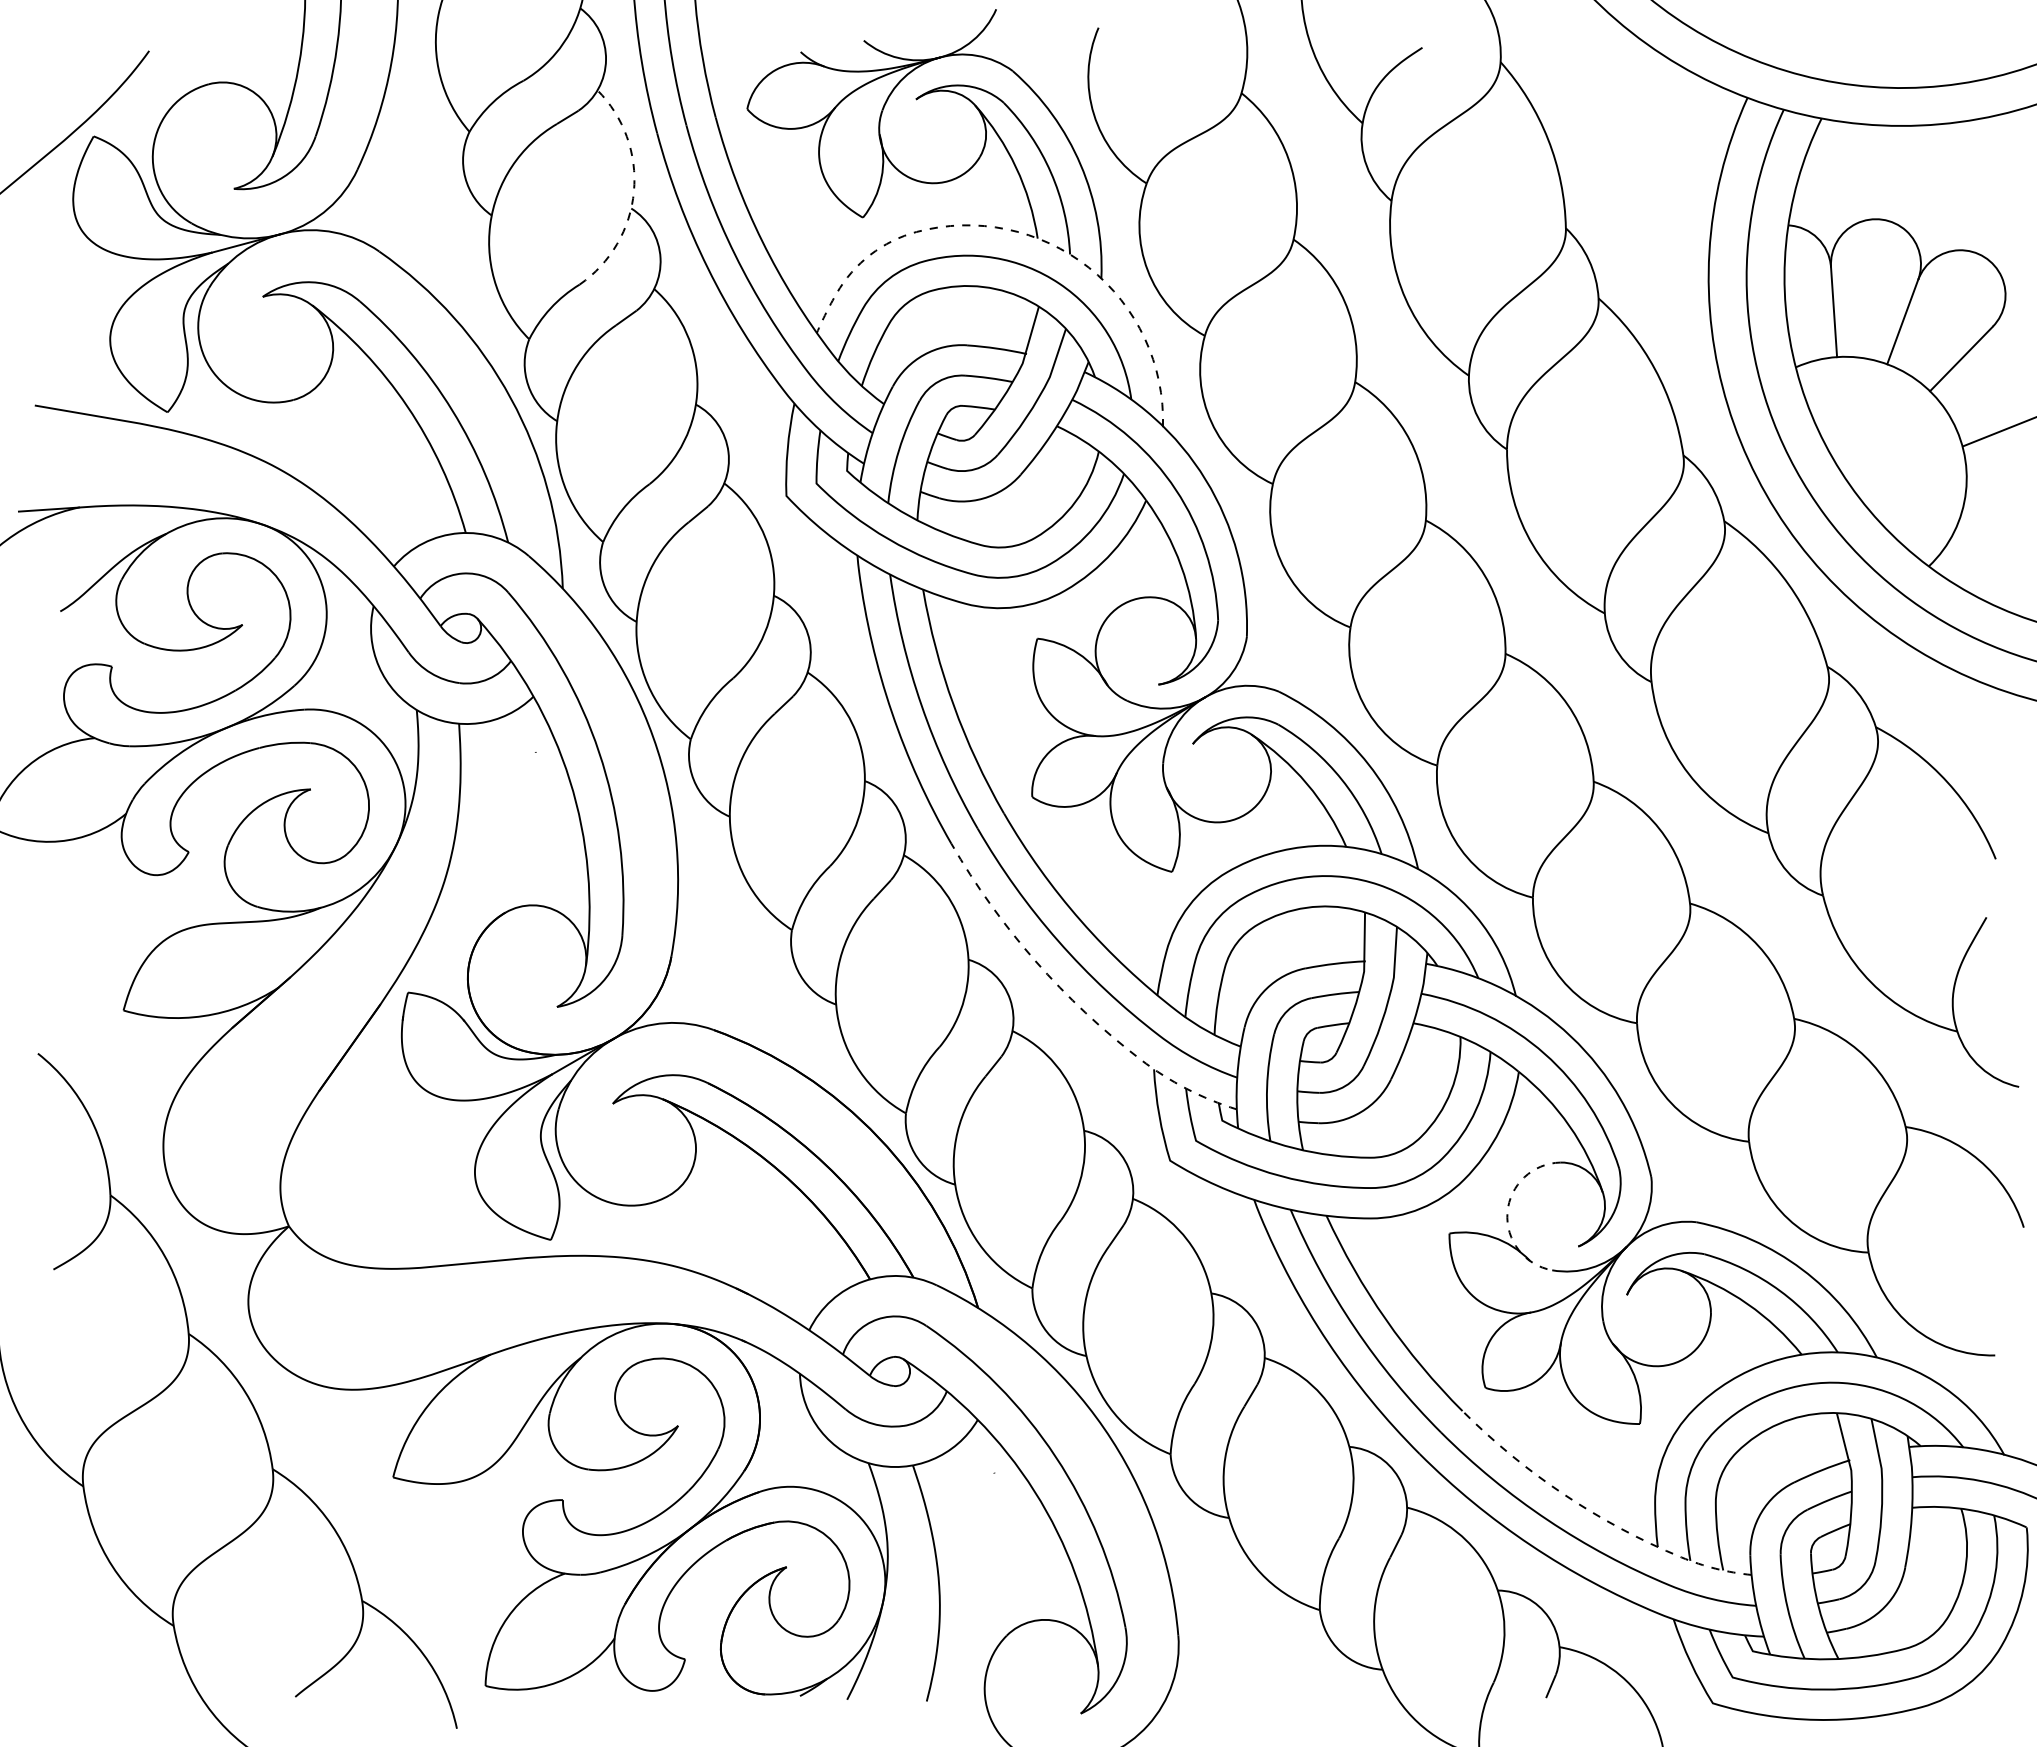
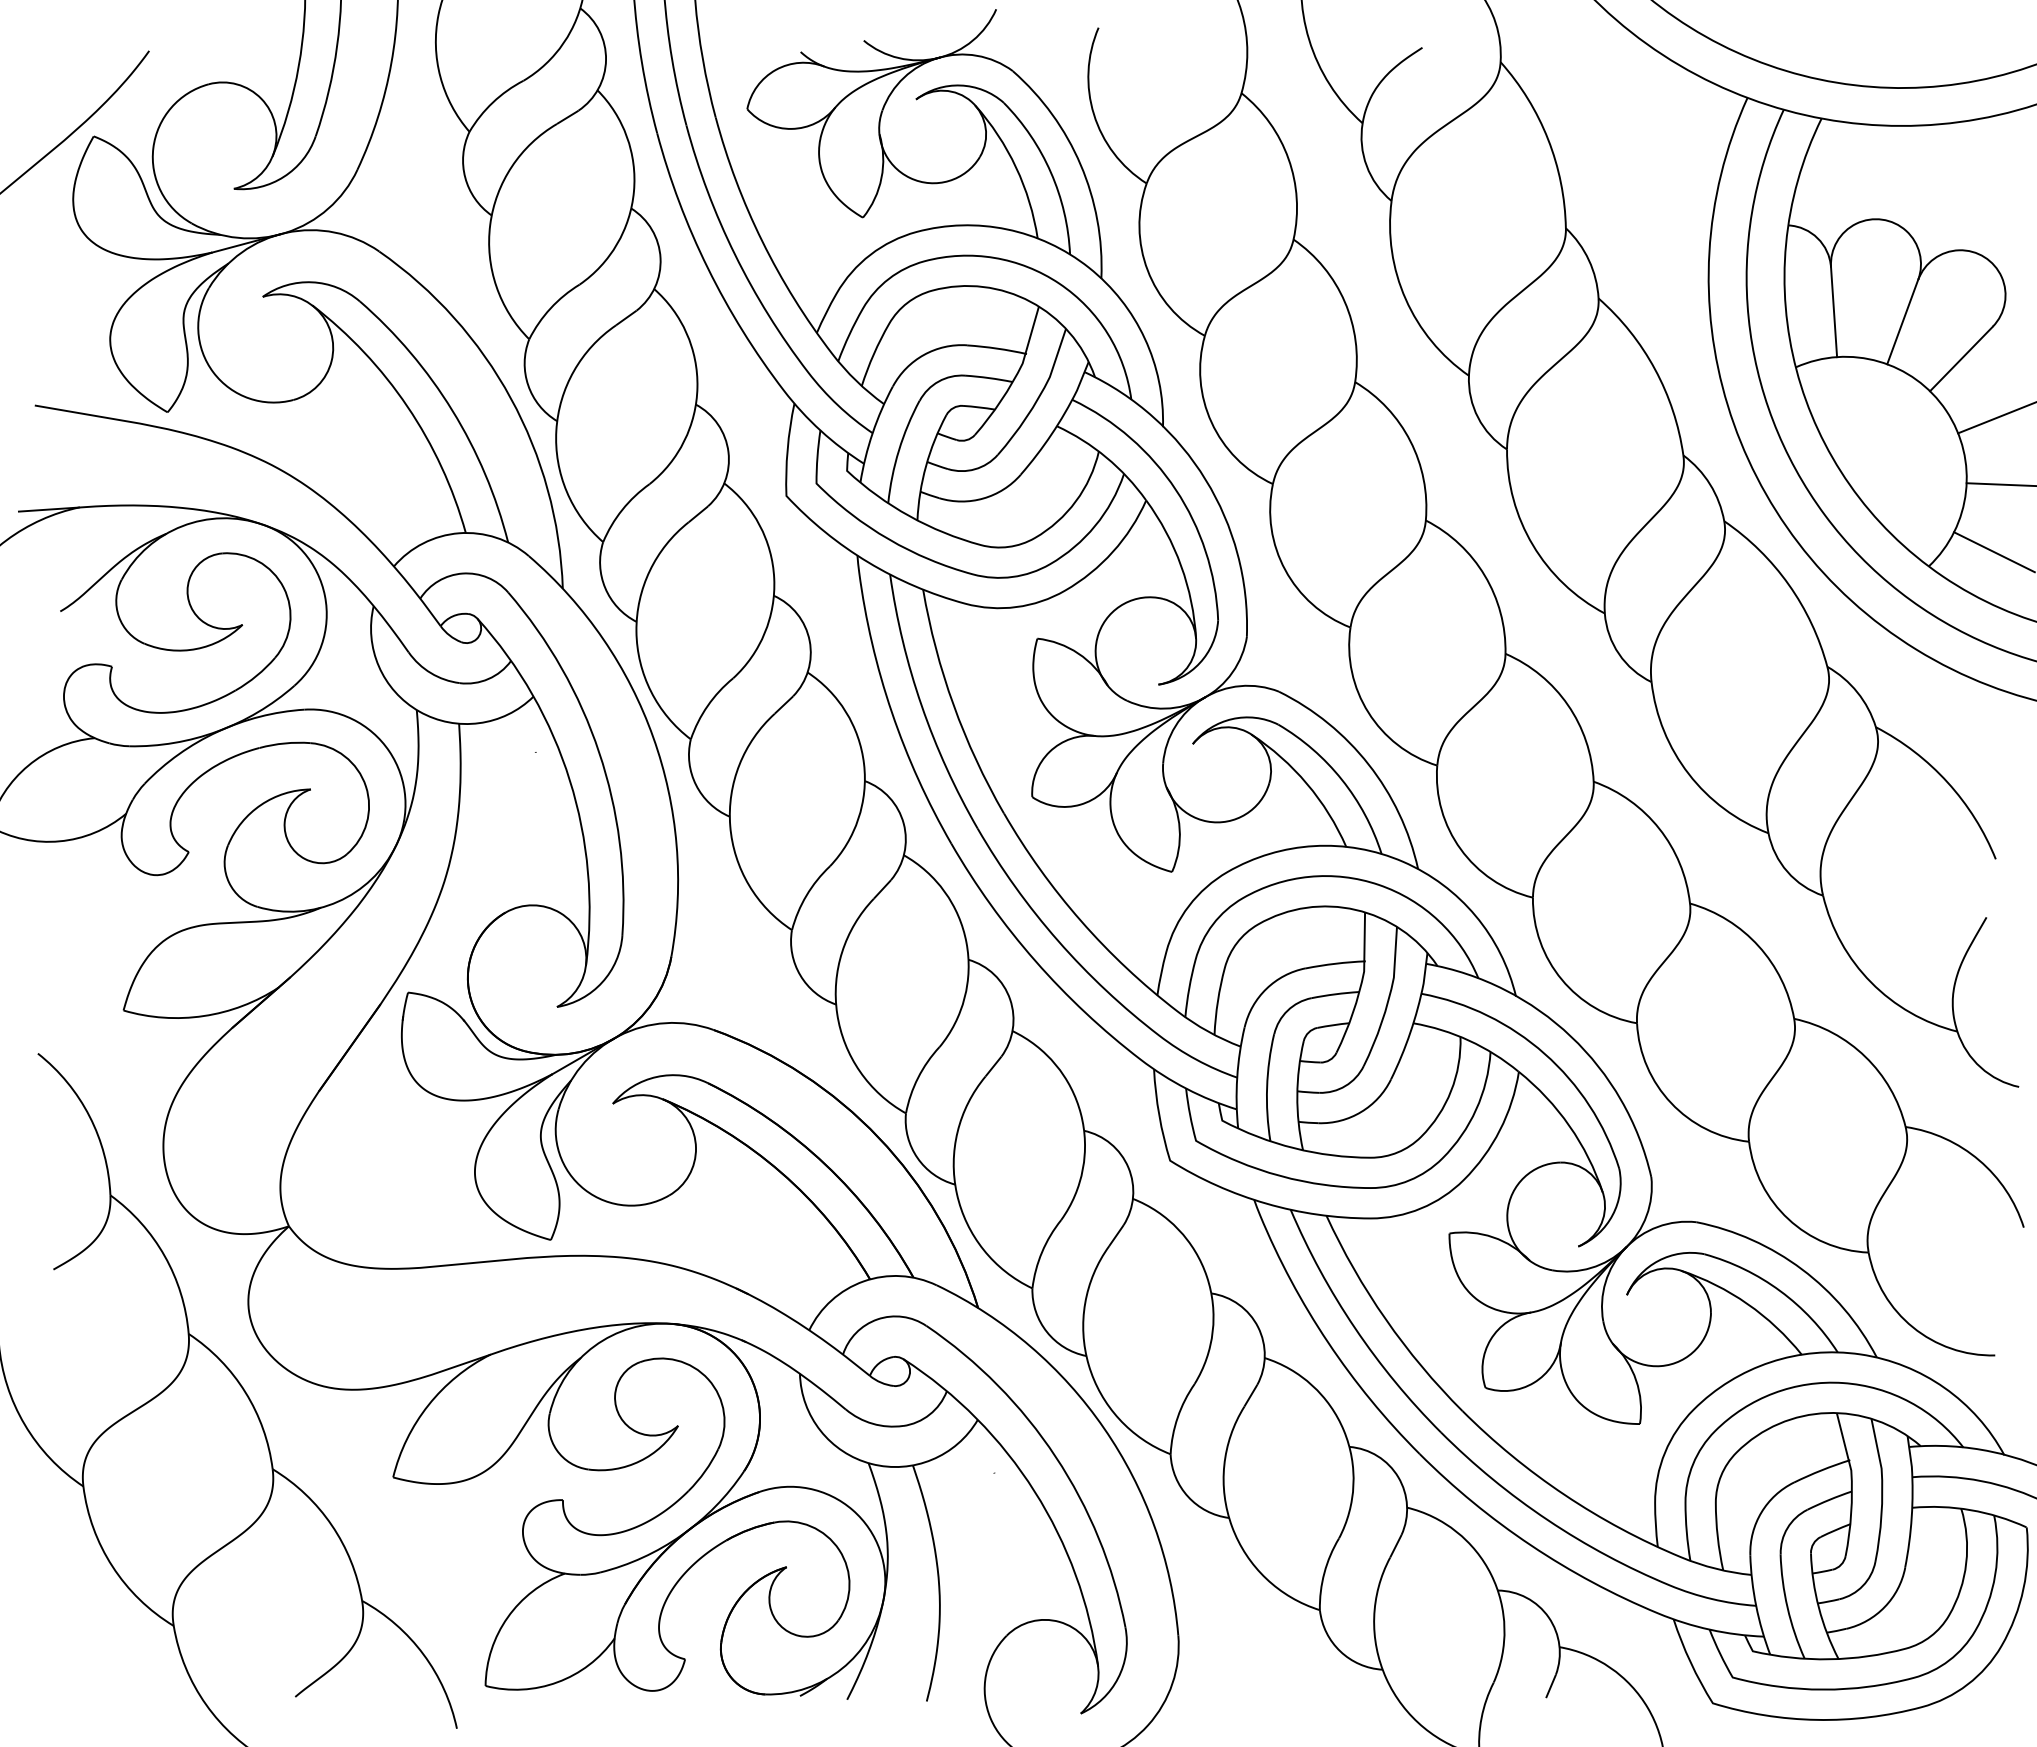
arc: dashed -> solid (633, 191)
line: dashed -> solid (1017, 231)
line position: (1998, 432) -> (1995, 418) (1995, 418)
line: none -> present (1999, 484)
line: none -> present (1993, 551)
line: dashed -> solid (1072, 1000)
arc: dashed -> solid (1507, 1212)
line: dashed -> solid (1598, 1516)
